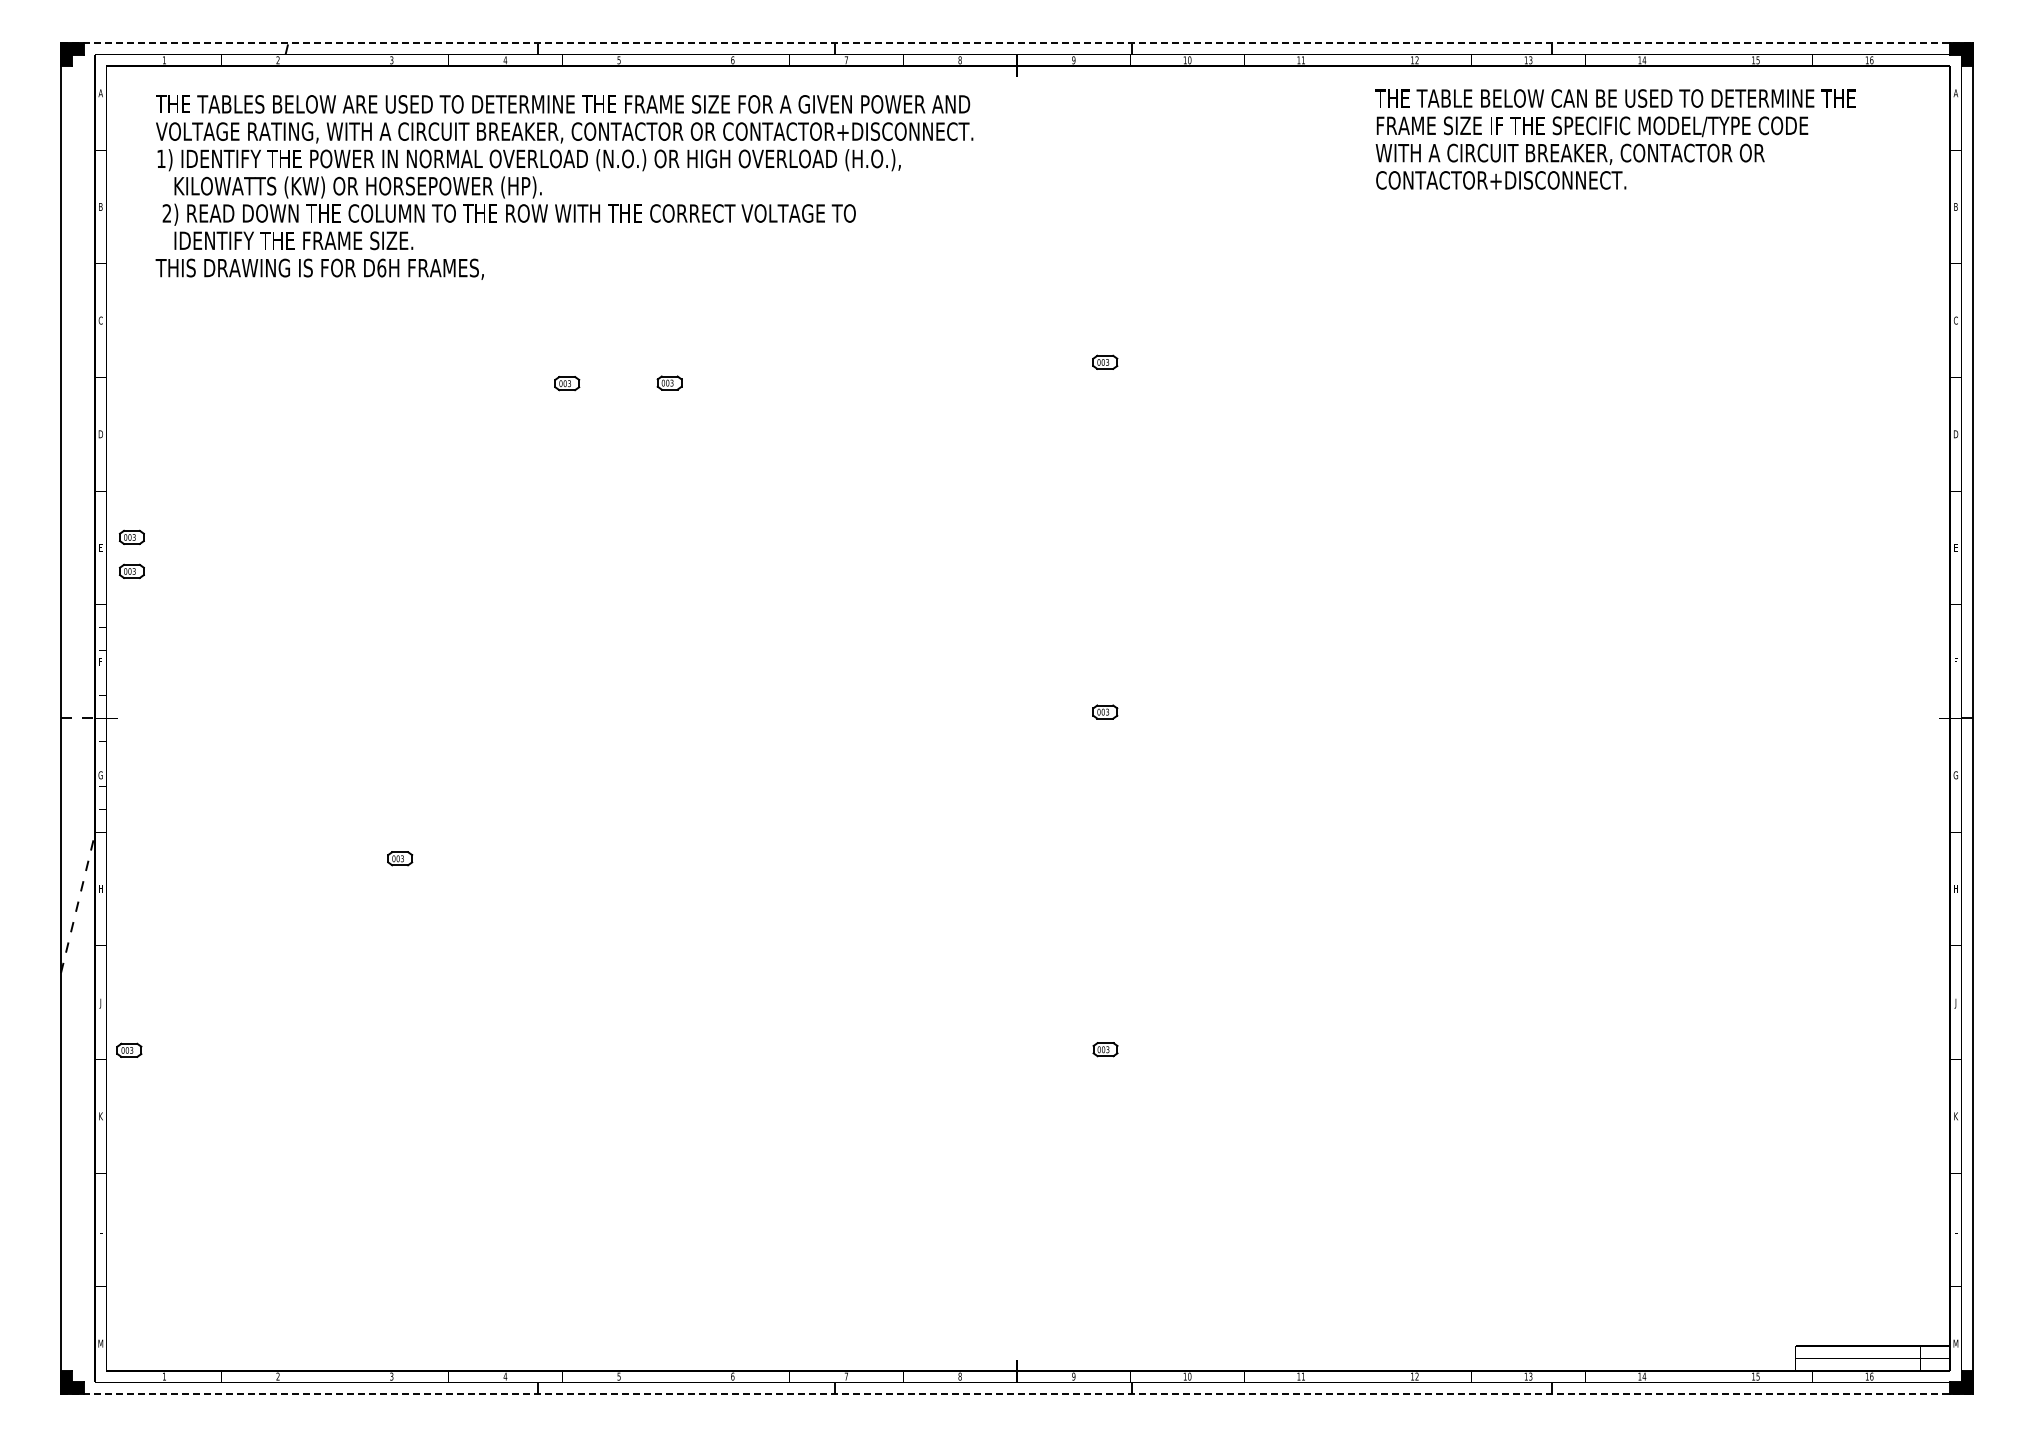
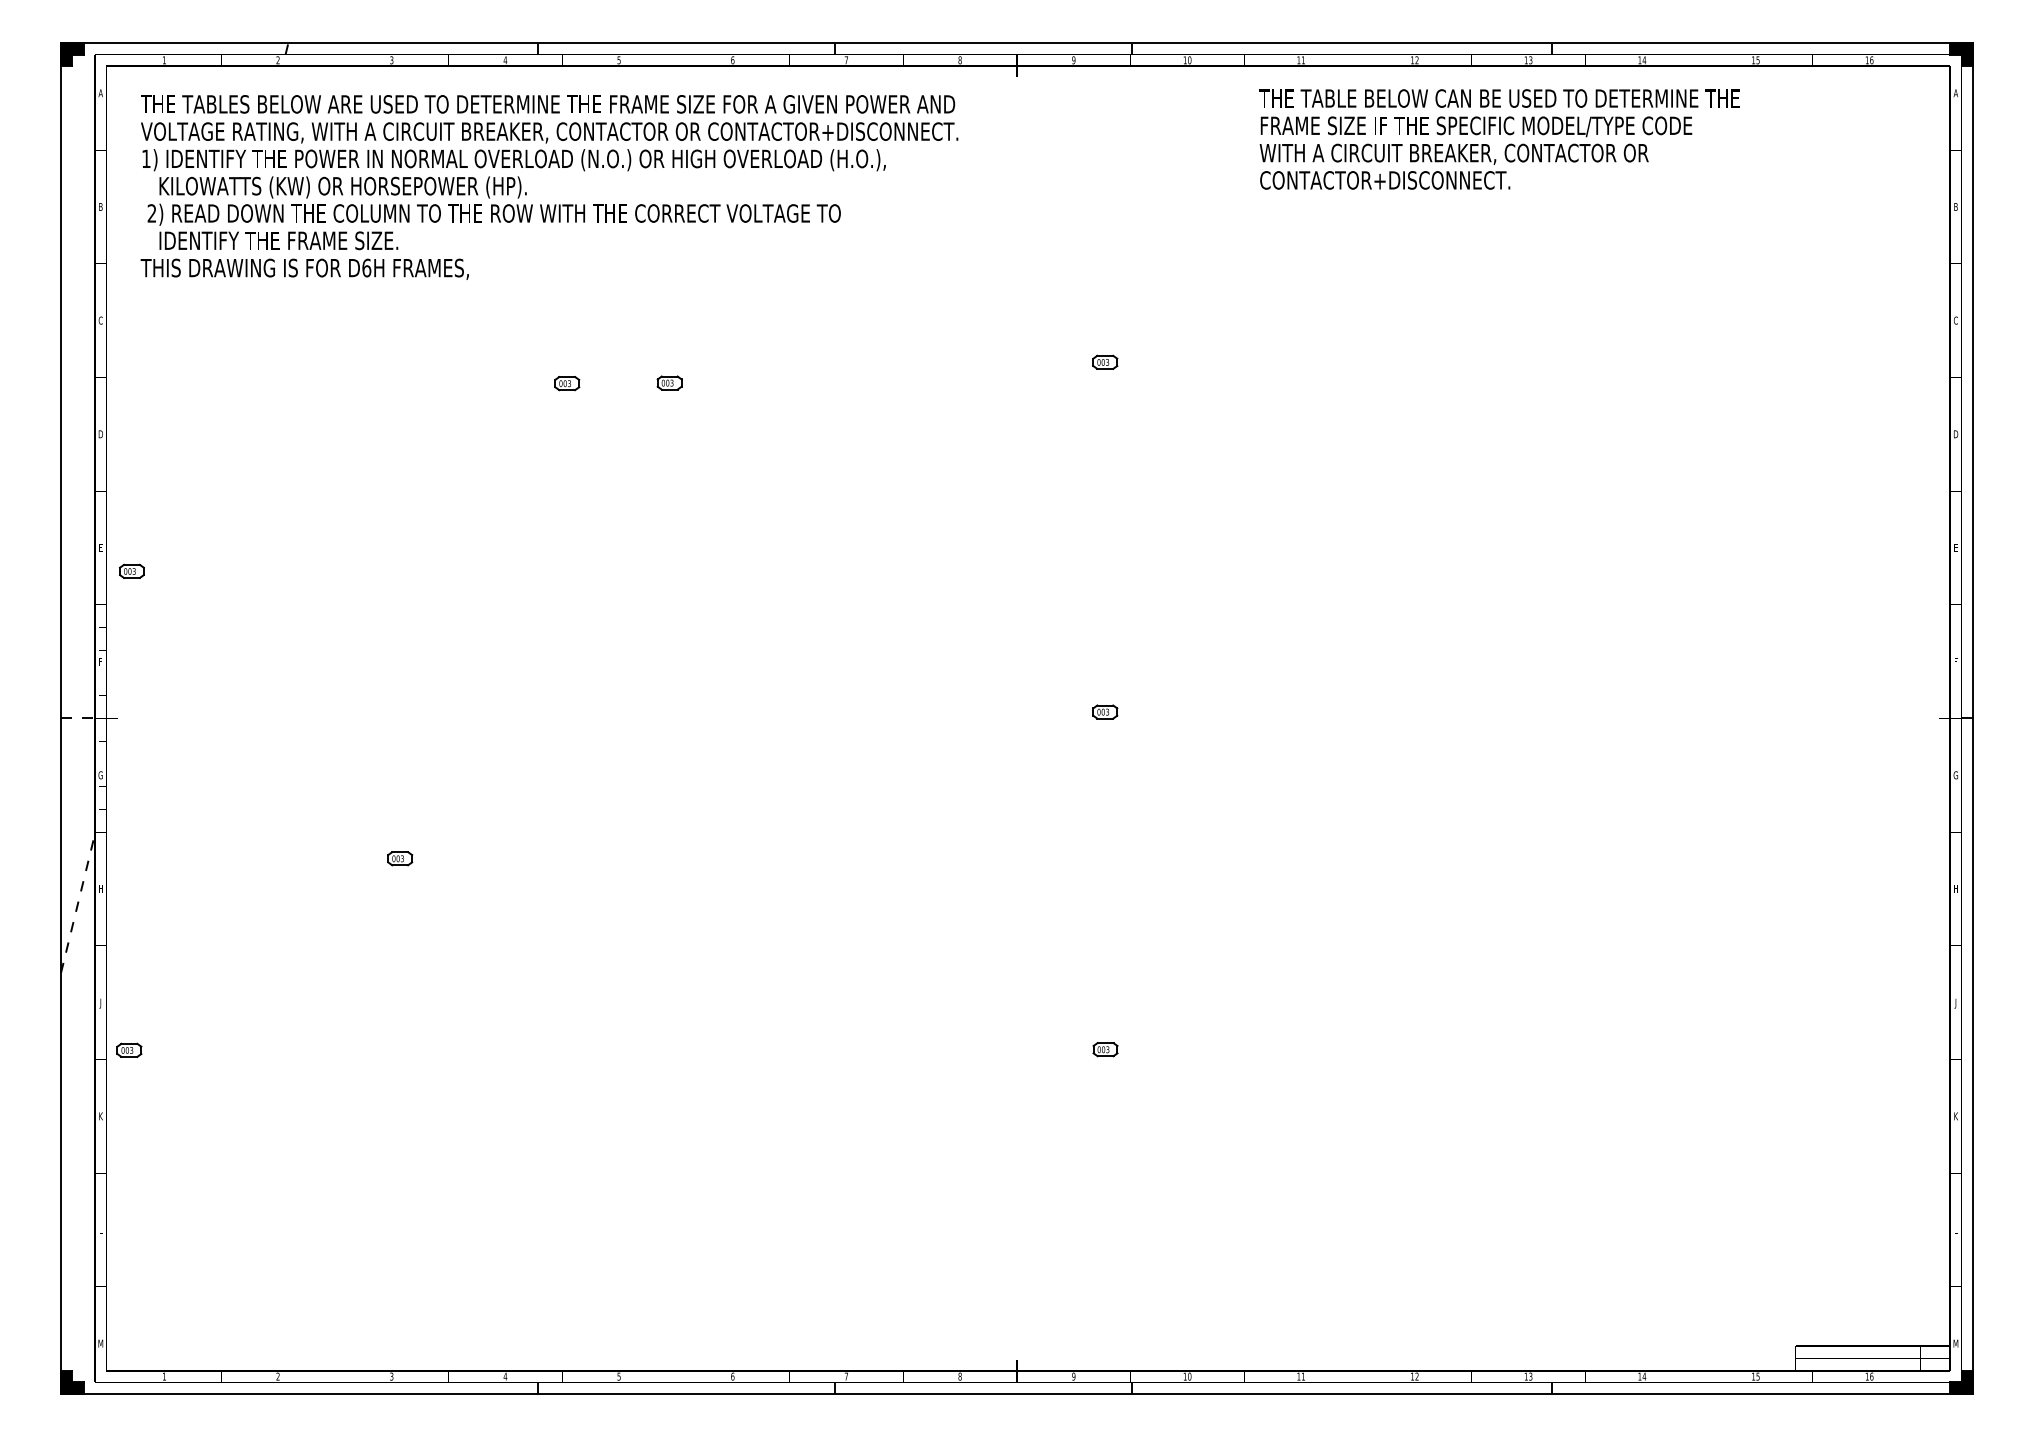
line: dashed -> solid (1017, 43)
text position: (1615, 139) -> (1499, 139) (1499, 139)
text position: (564, 187) -> (549, 187) (549, 187)
part: present -> none (131, 536)
line: dashed -> solid (1017, 1393)
